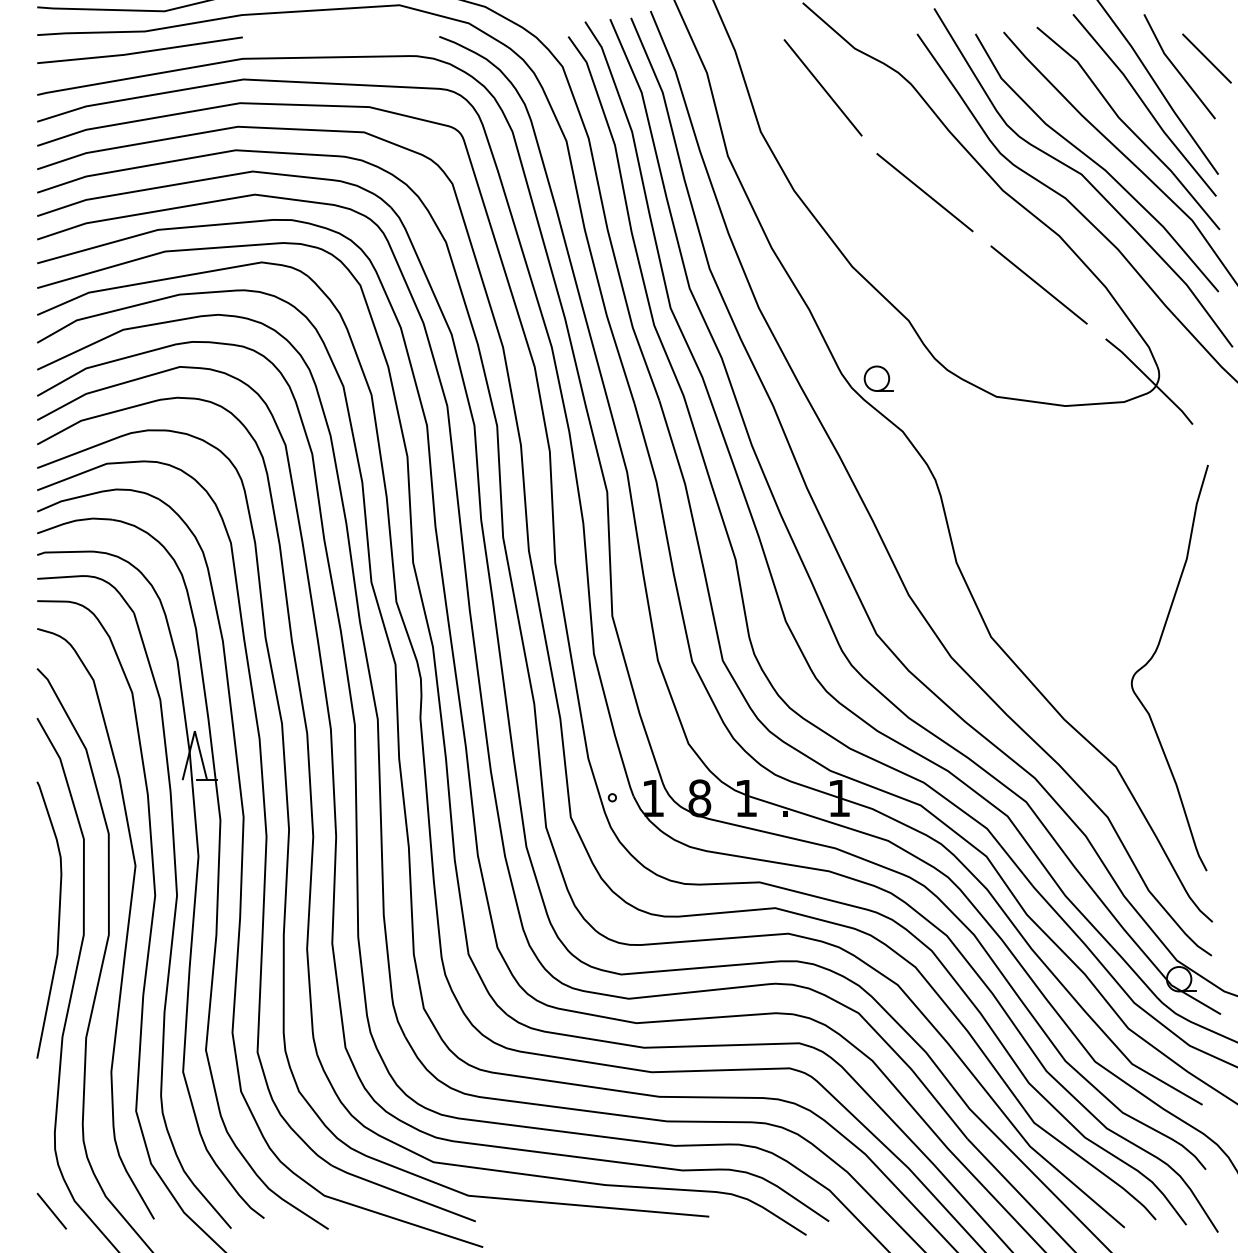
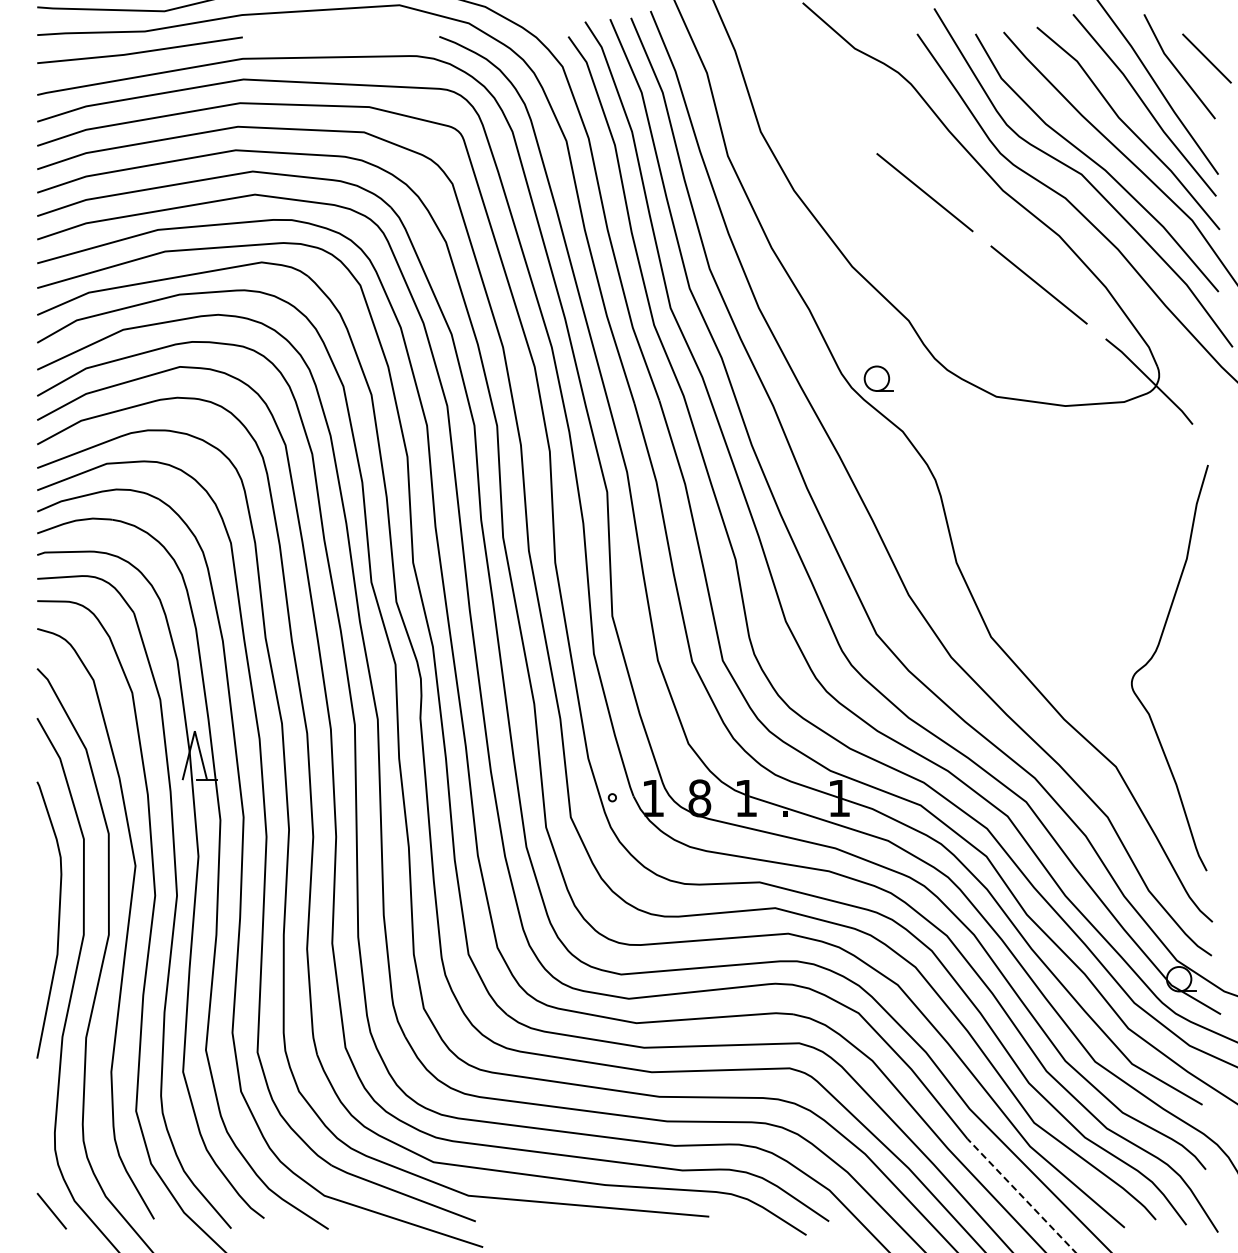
line: present -> none (822, 87)
line: solid -> dashed (1021, 1195)
